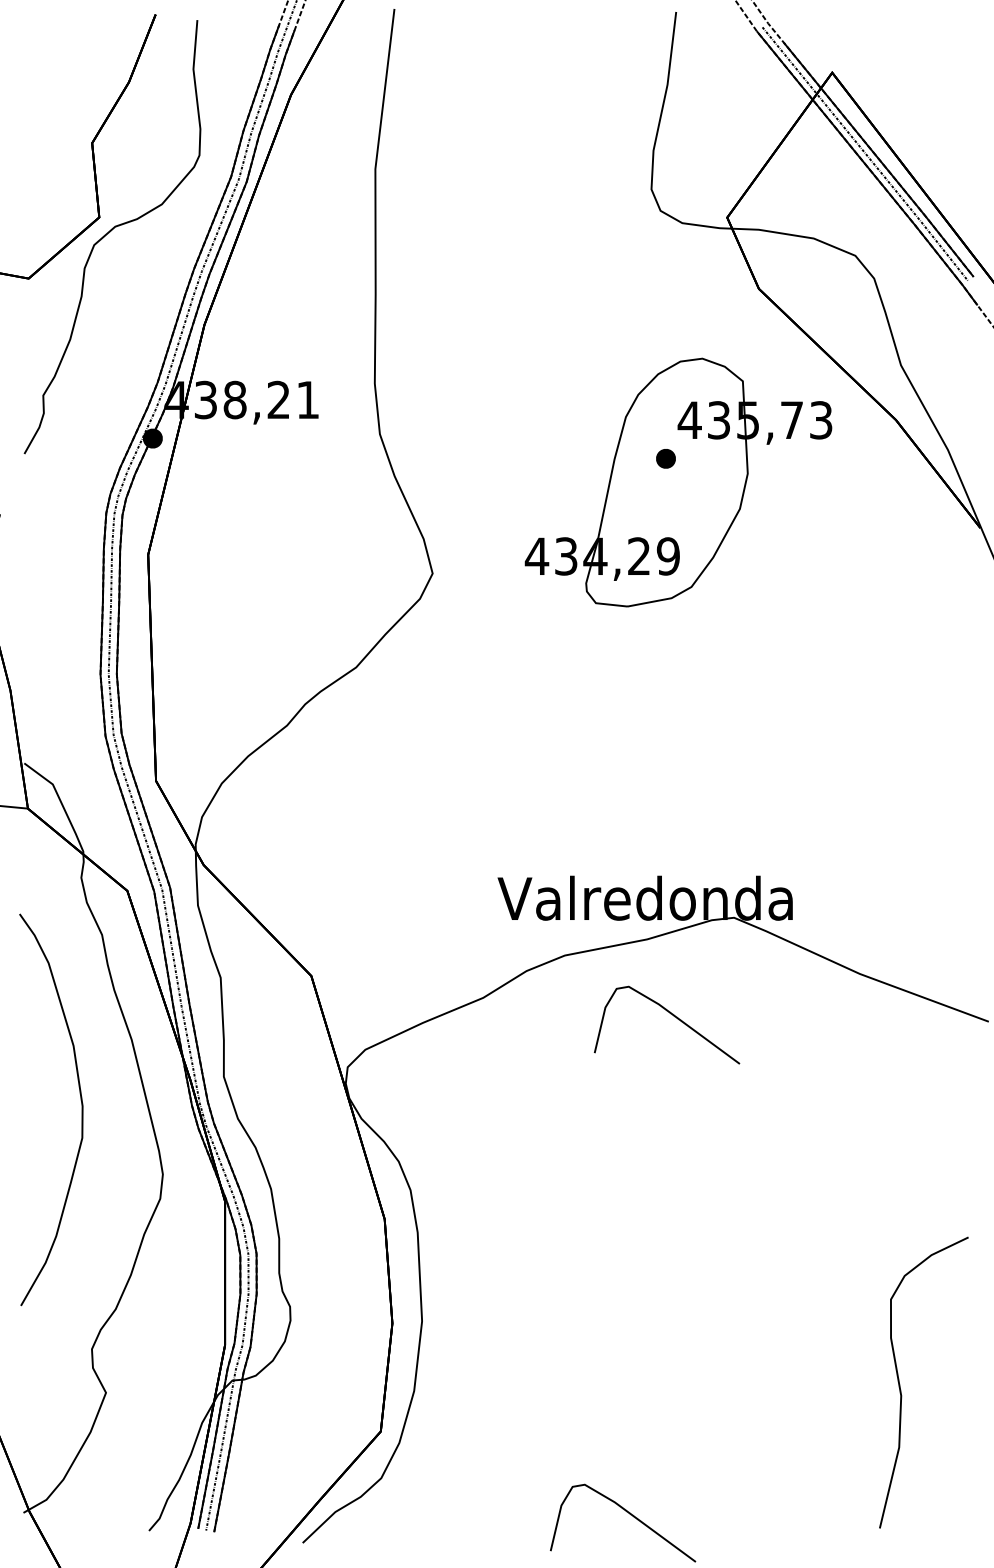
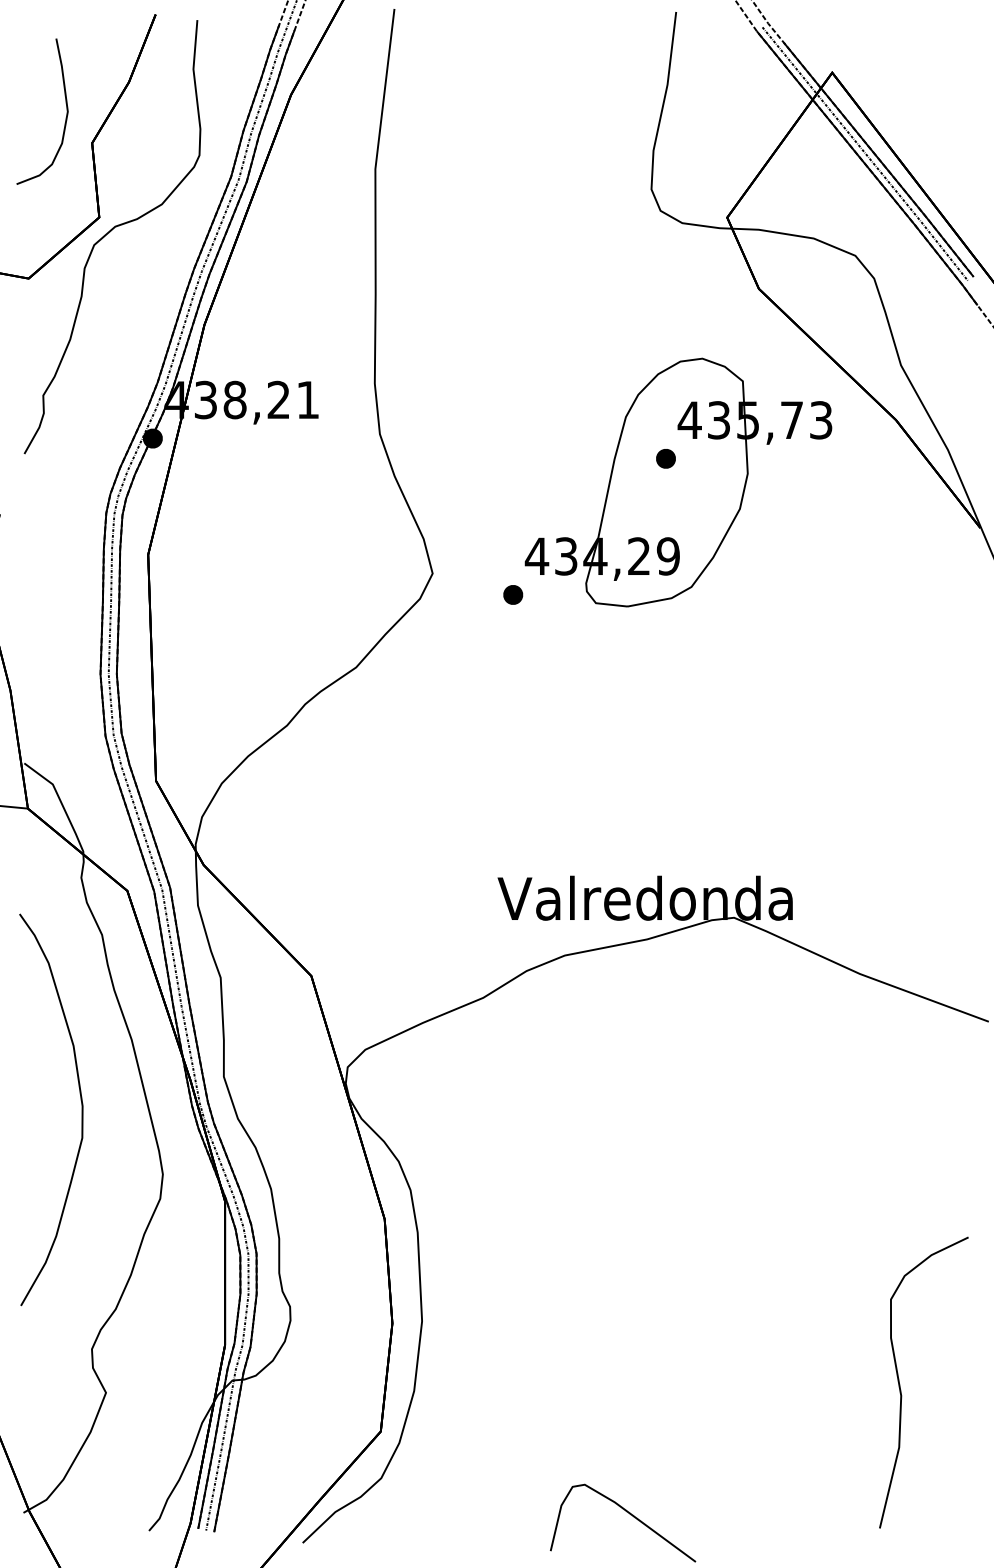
curve: none -> present (65, 117)
part: none -> present (513, 594)
curve: present -> none (674, 1017)
